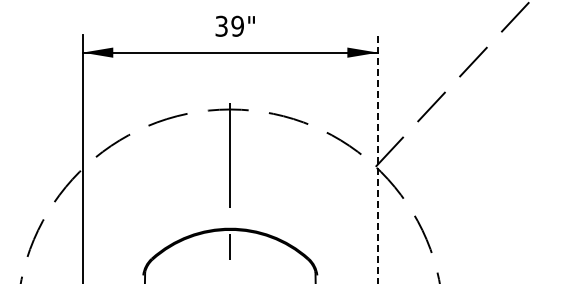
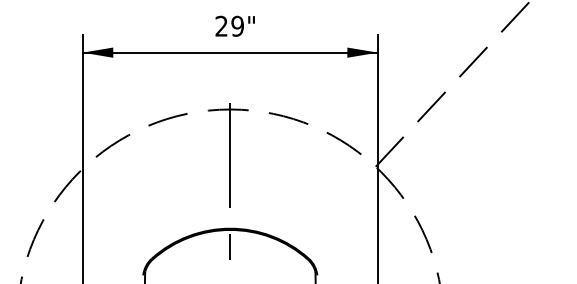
text: 39" -> 29" (221, 26)
line: dashed -> solid (378, 158)
